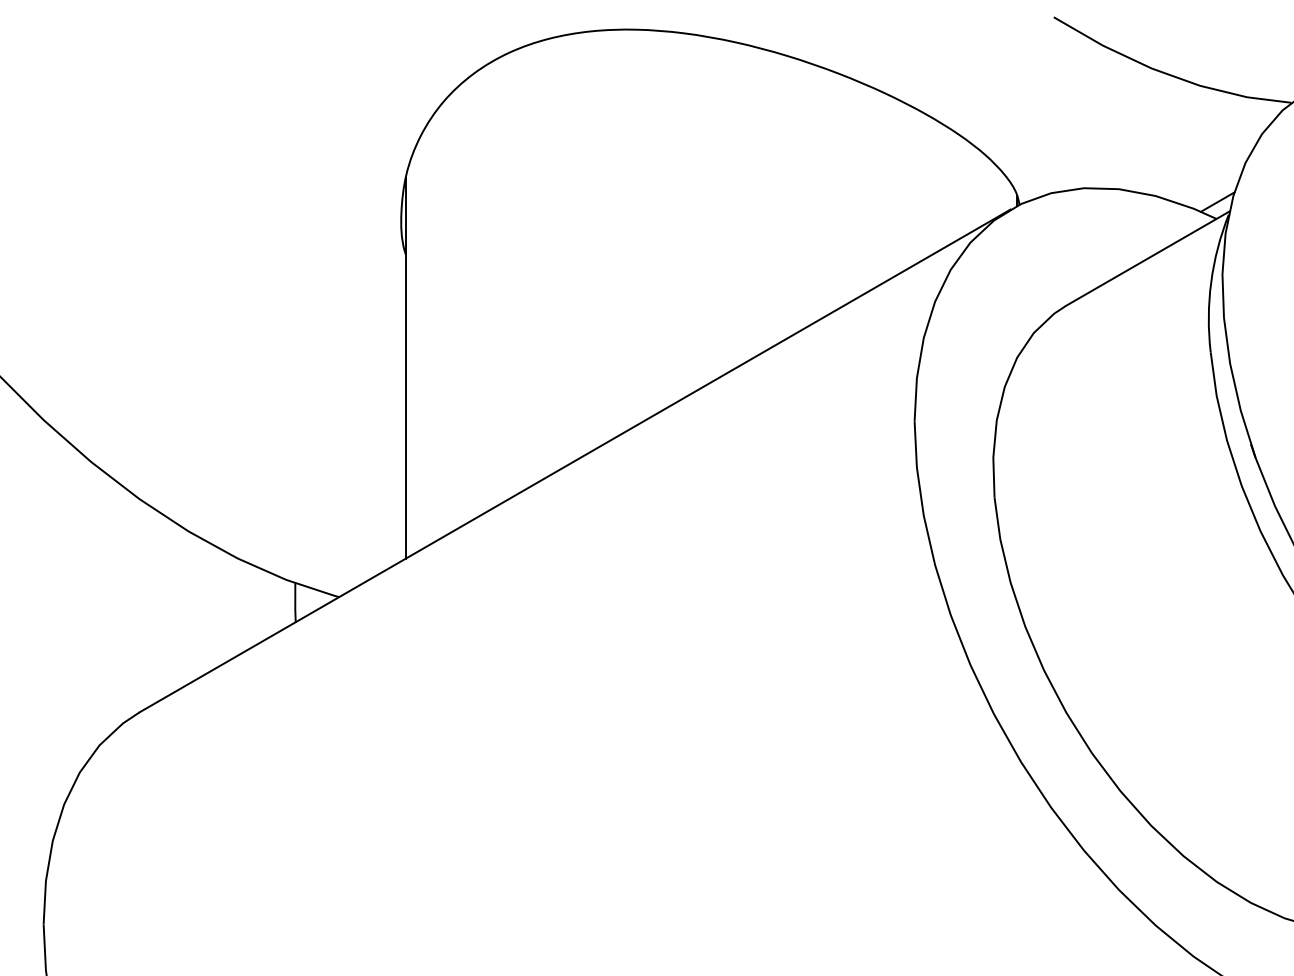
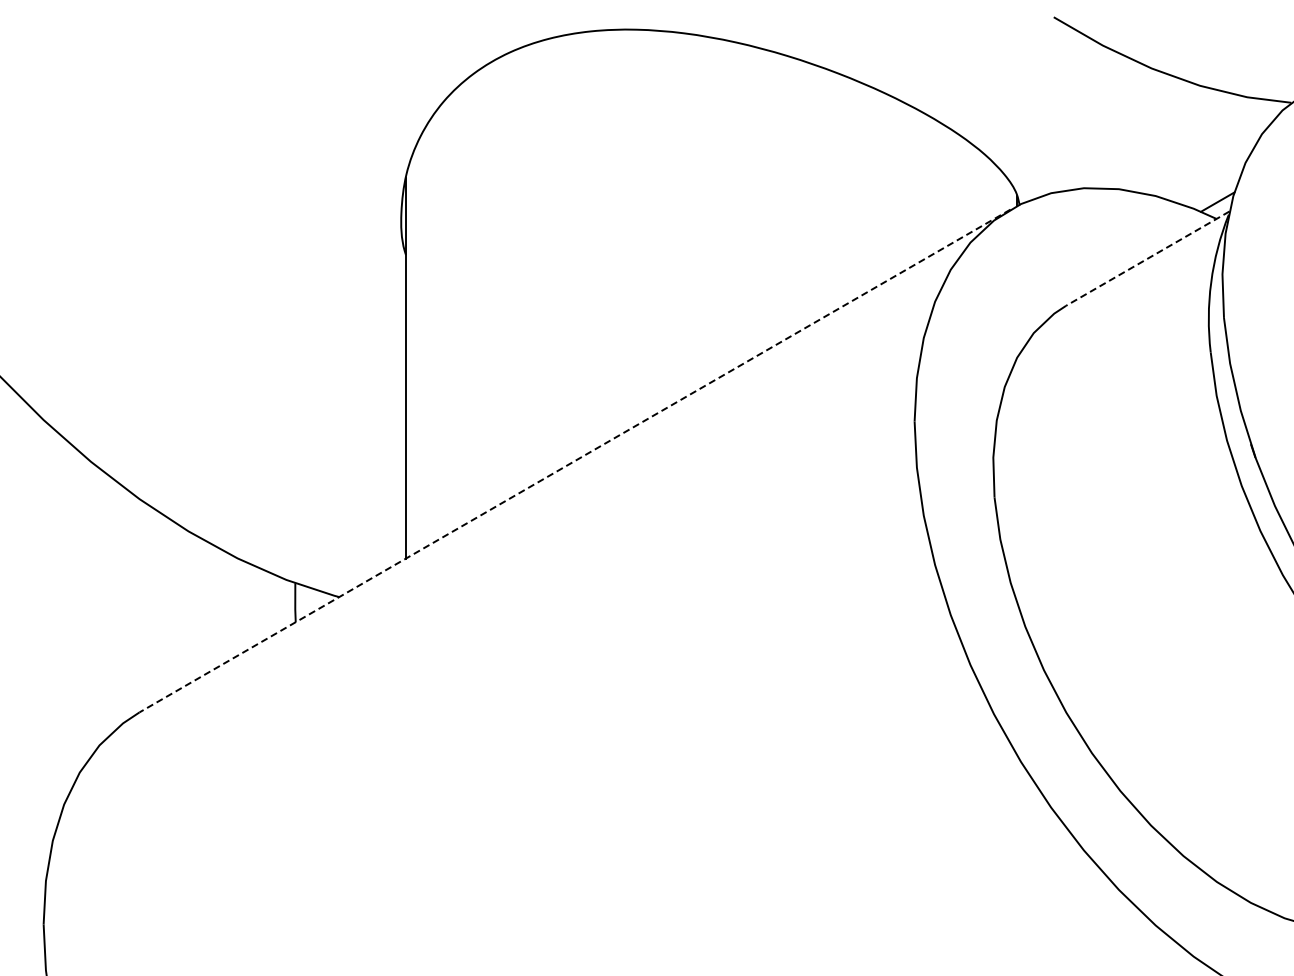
line: solid -> dashed (1147, 258)
line: solid -> dashed (575, 460)
